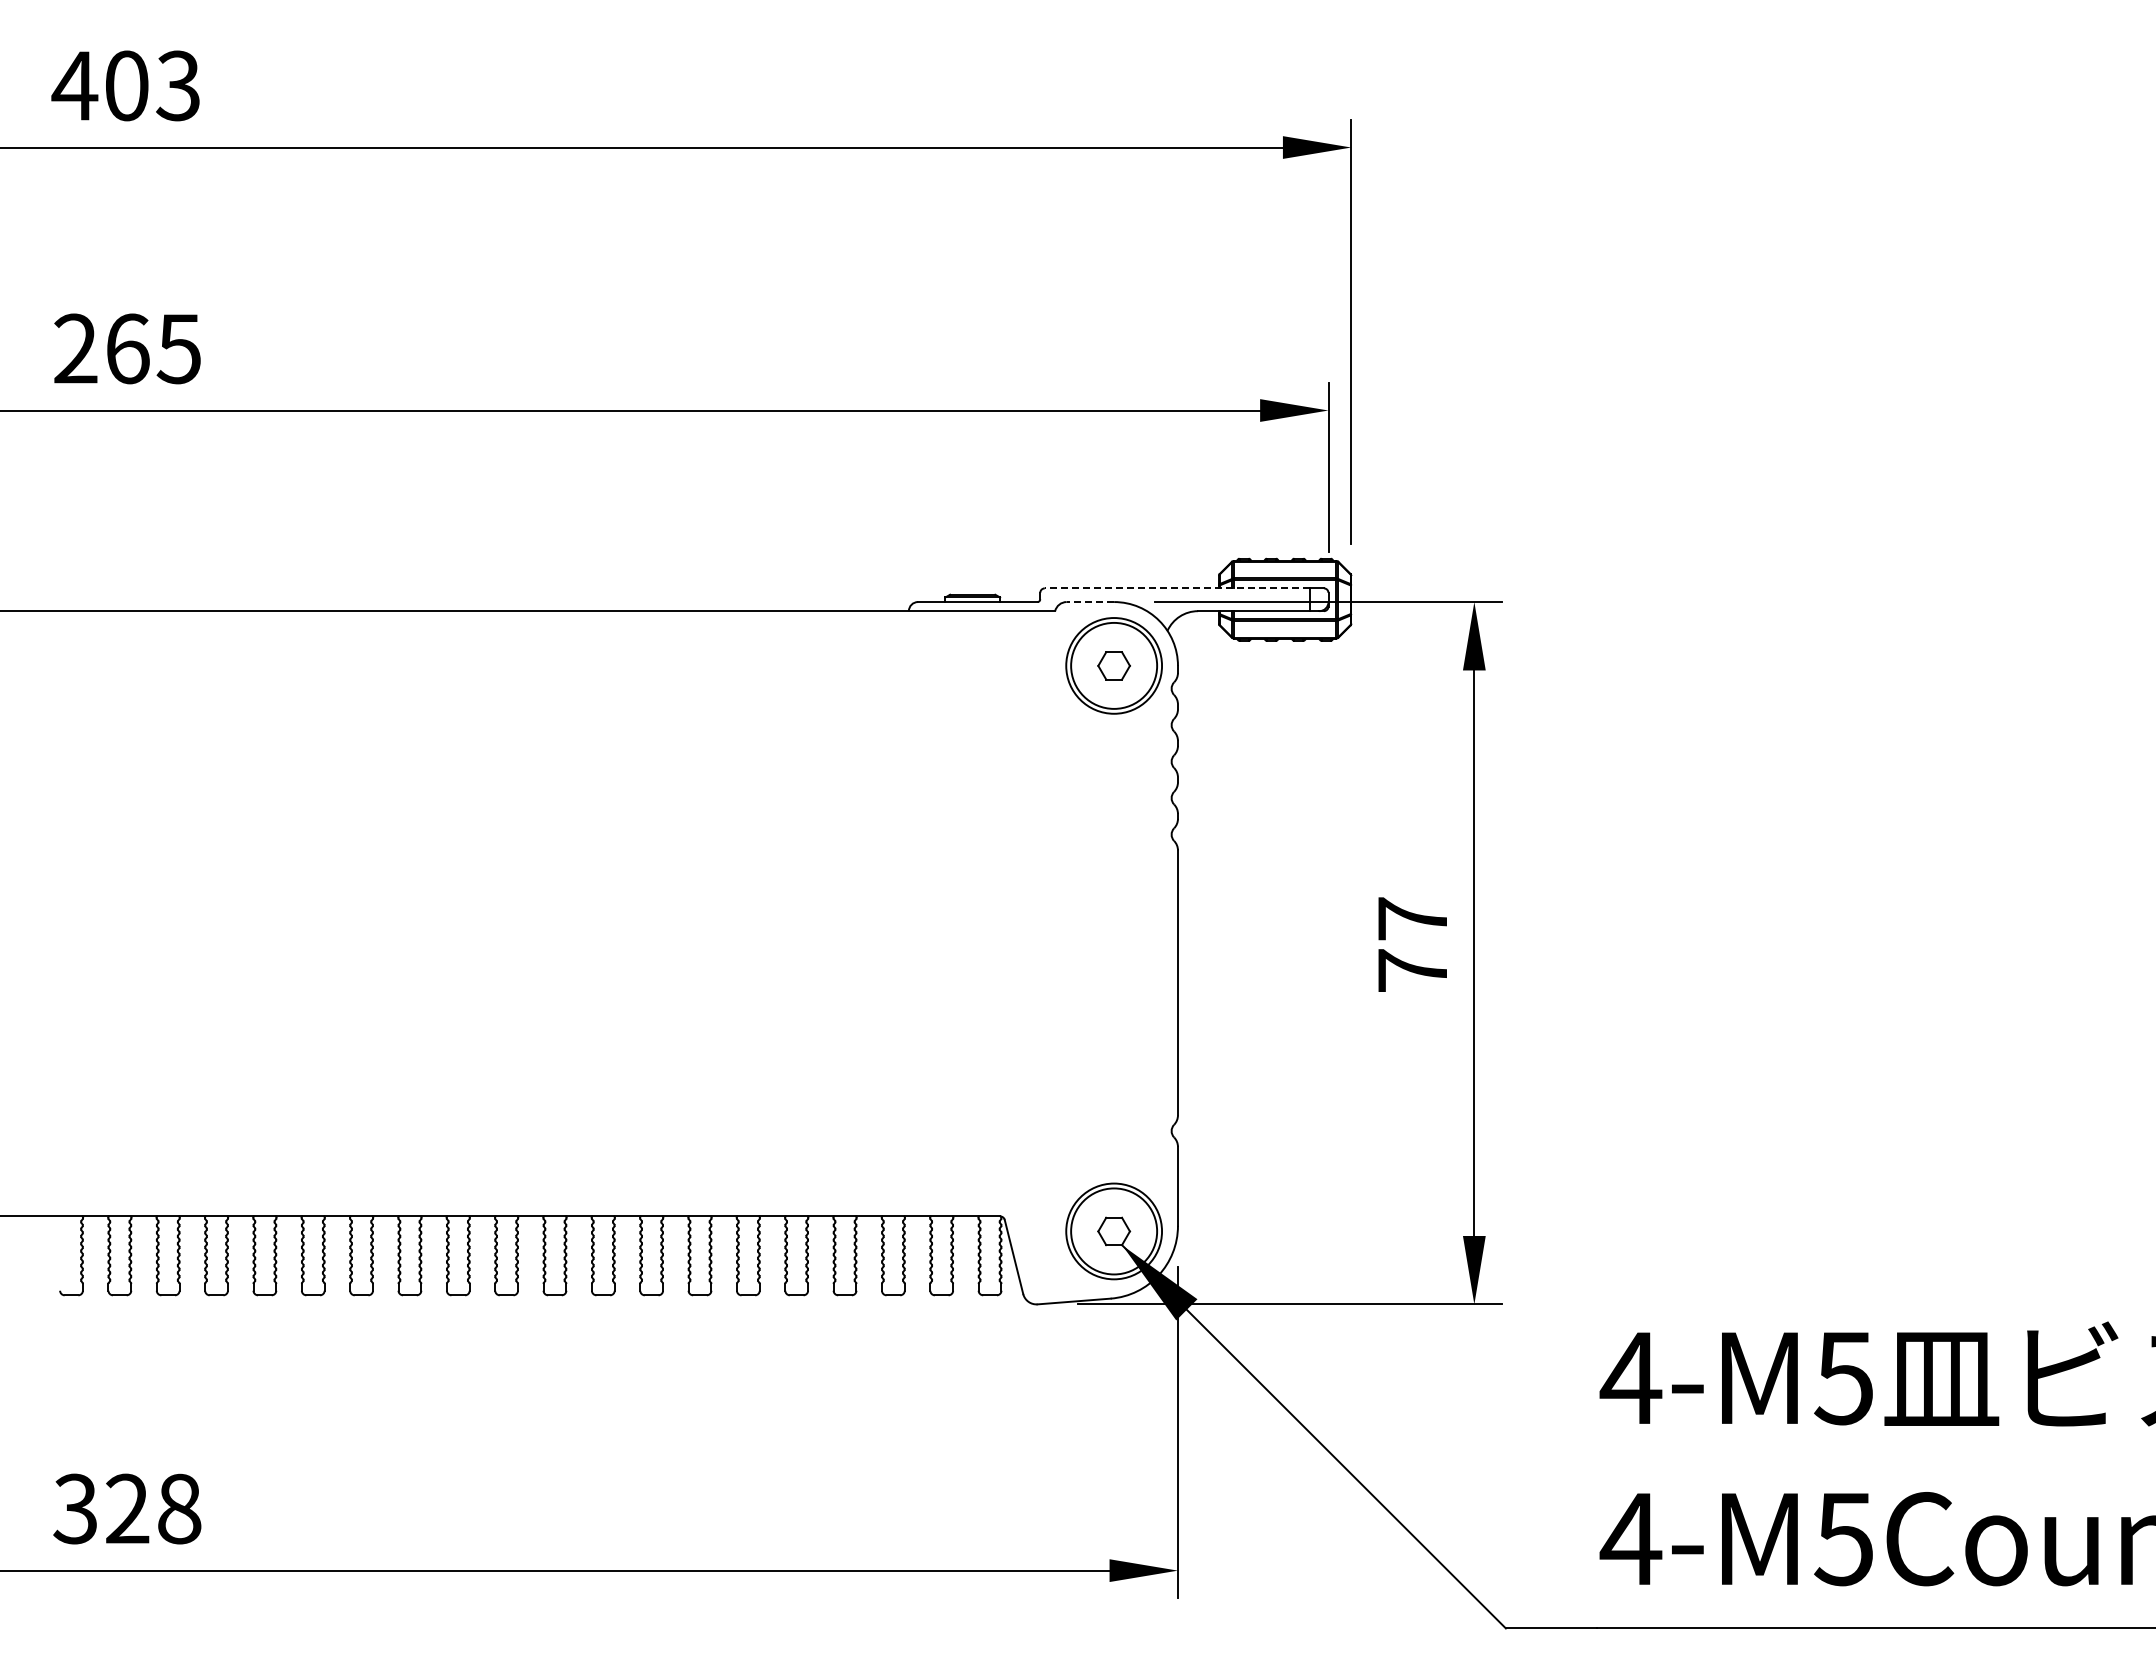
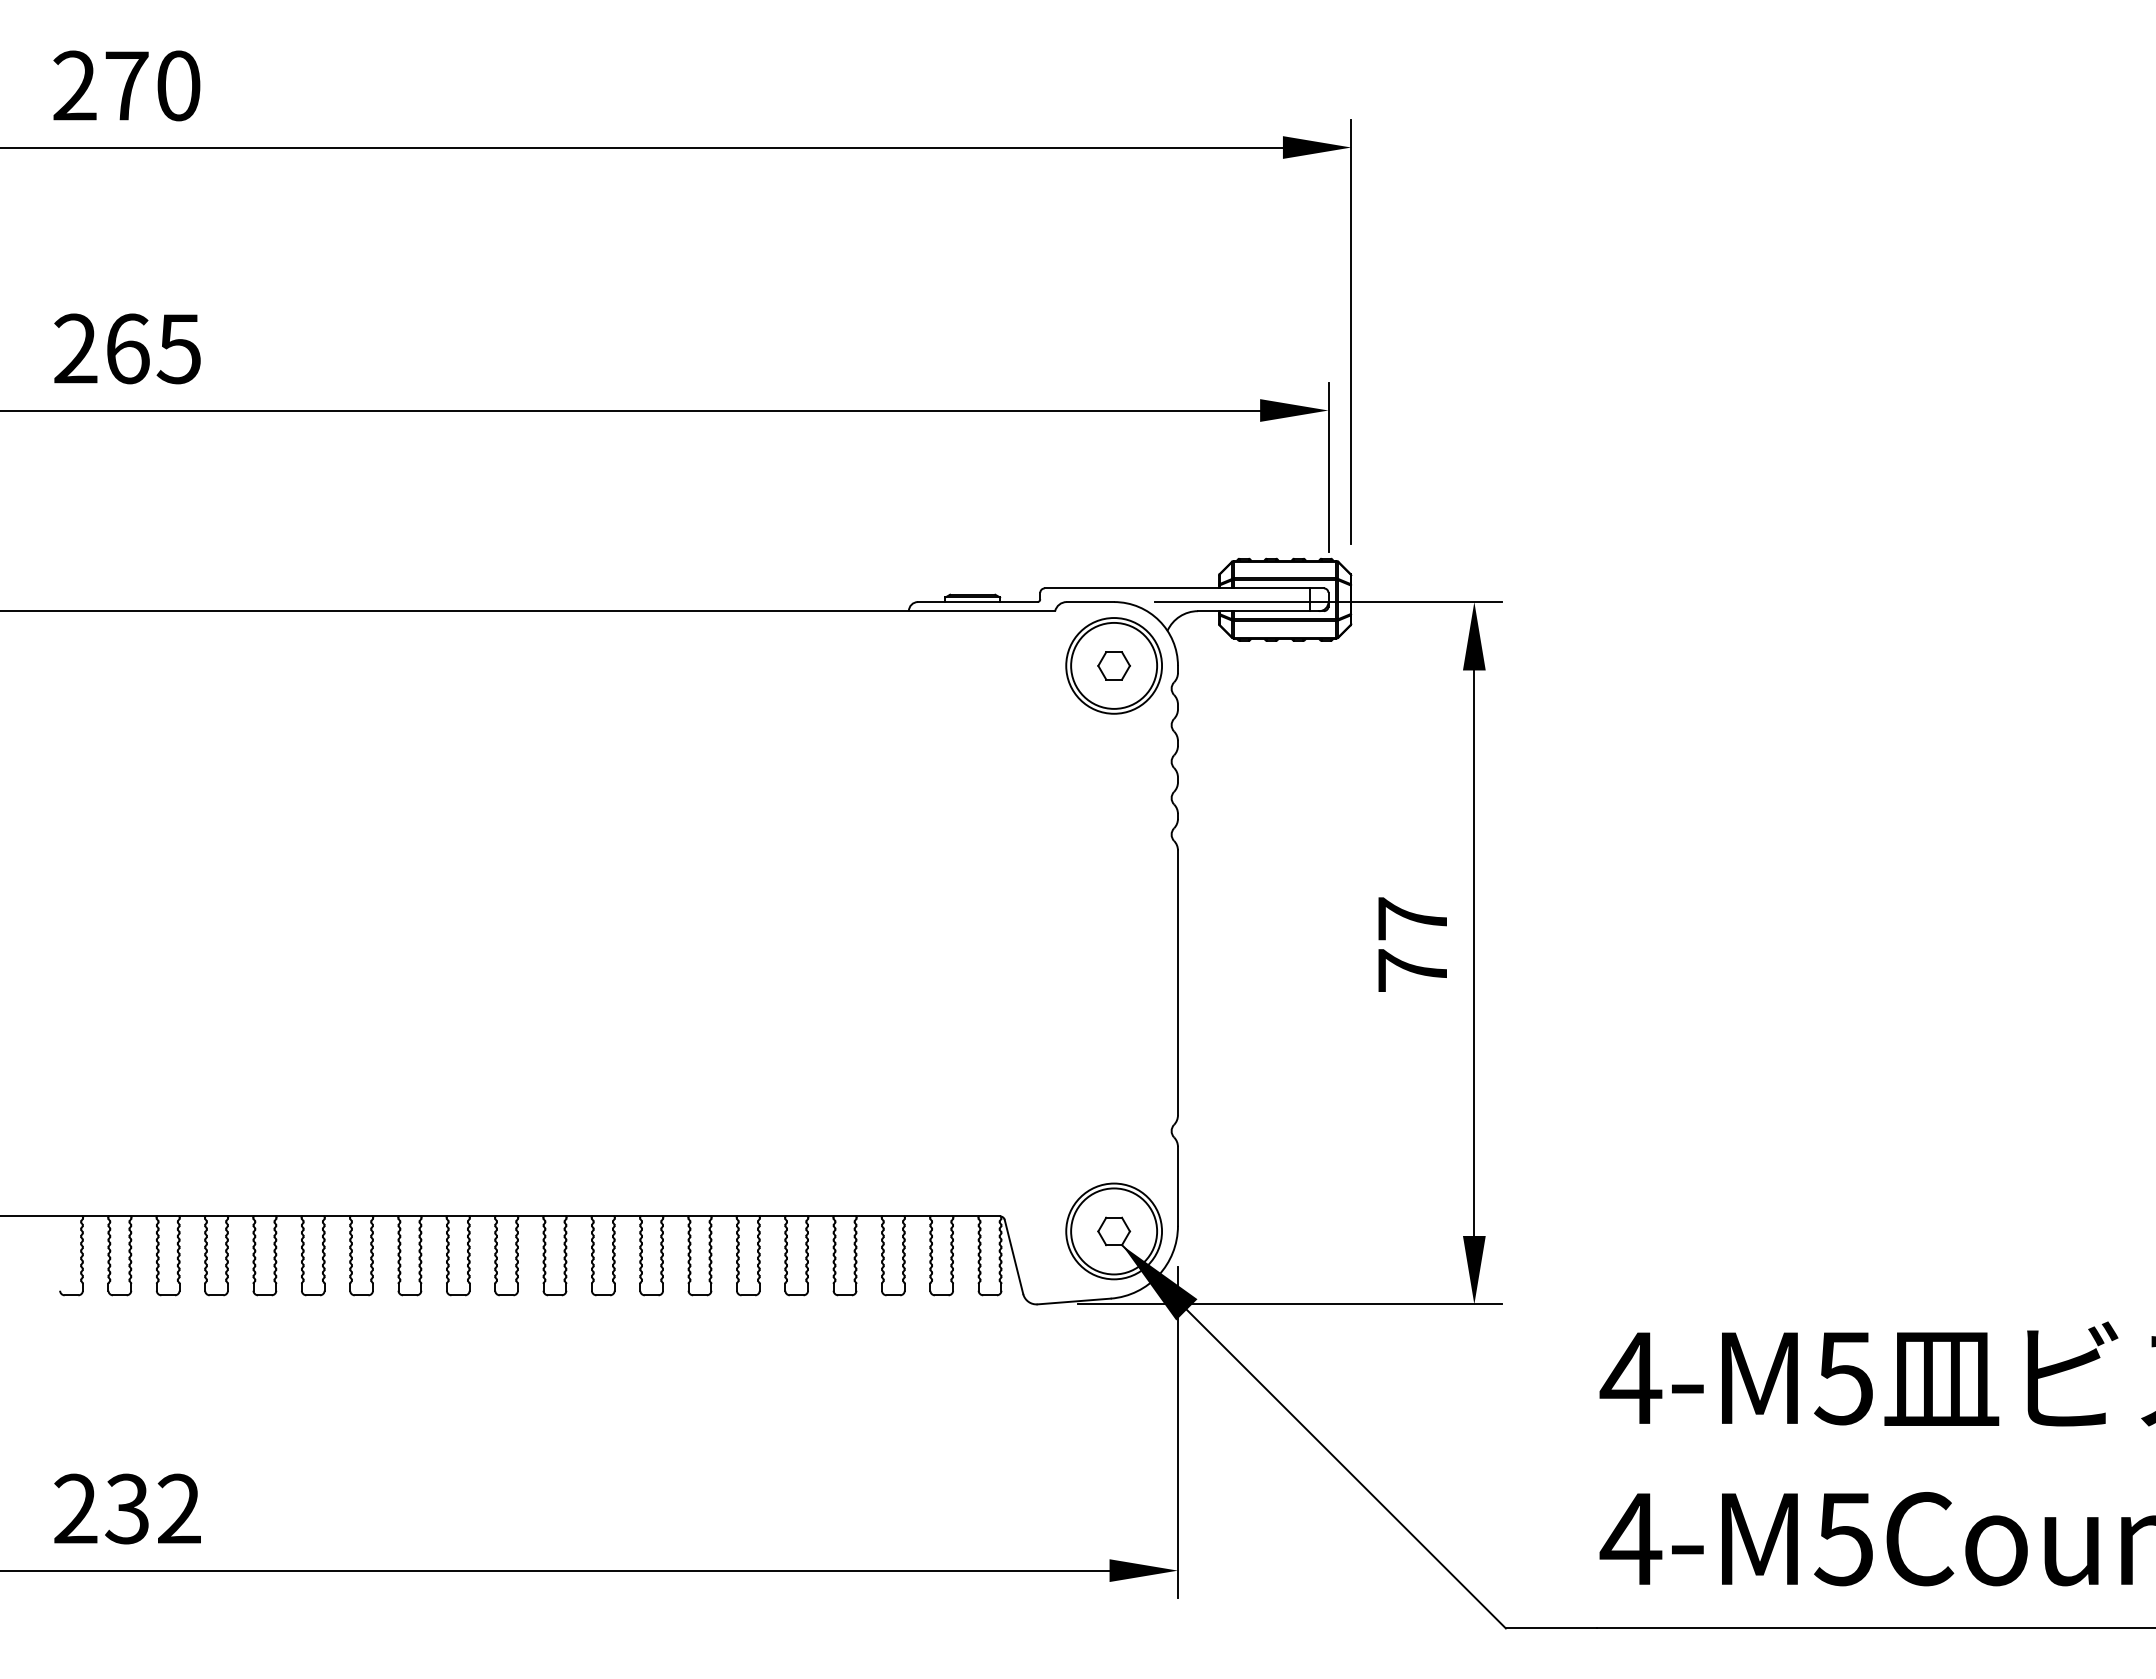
text: 403 -> 270 (125, 85)
line: dashed -> solid (1177, 588)
line: dashed -> solid (1090, 602)
text: 328 -> 232 (127, 1508)
